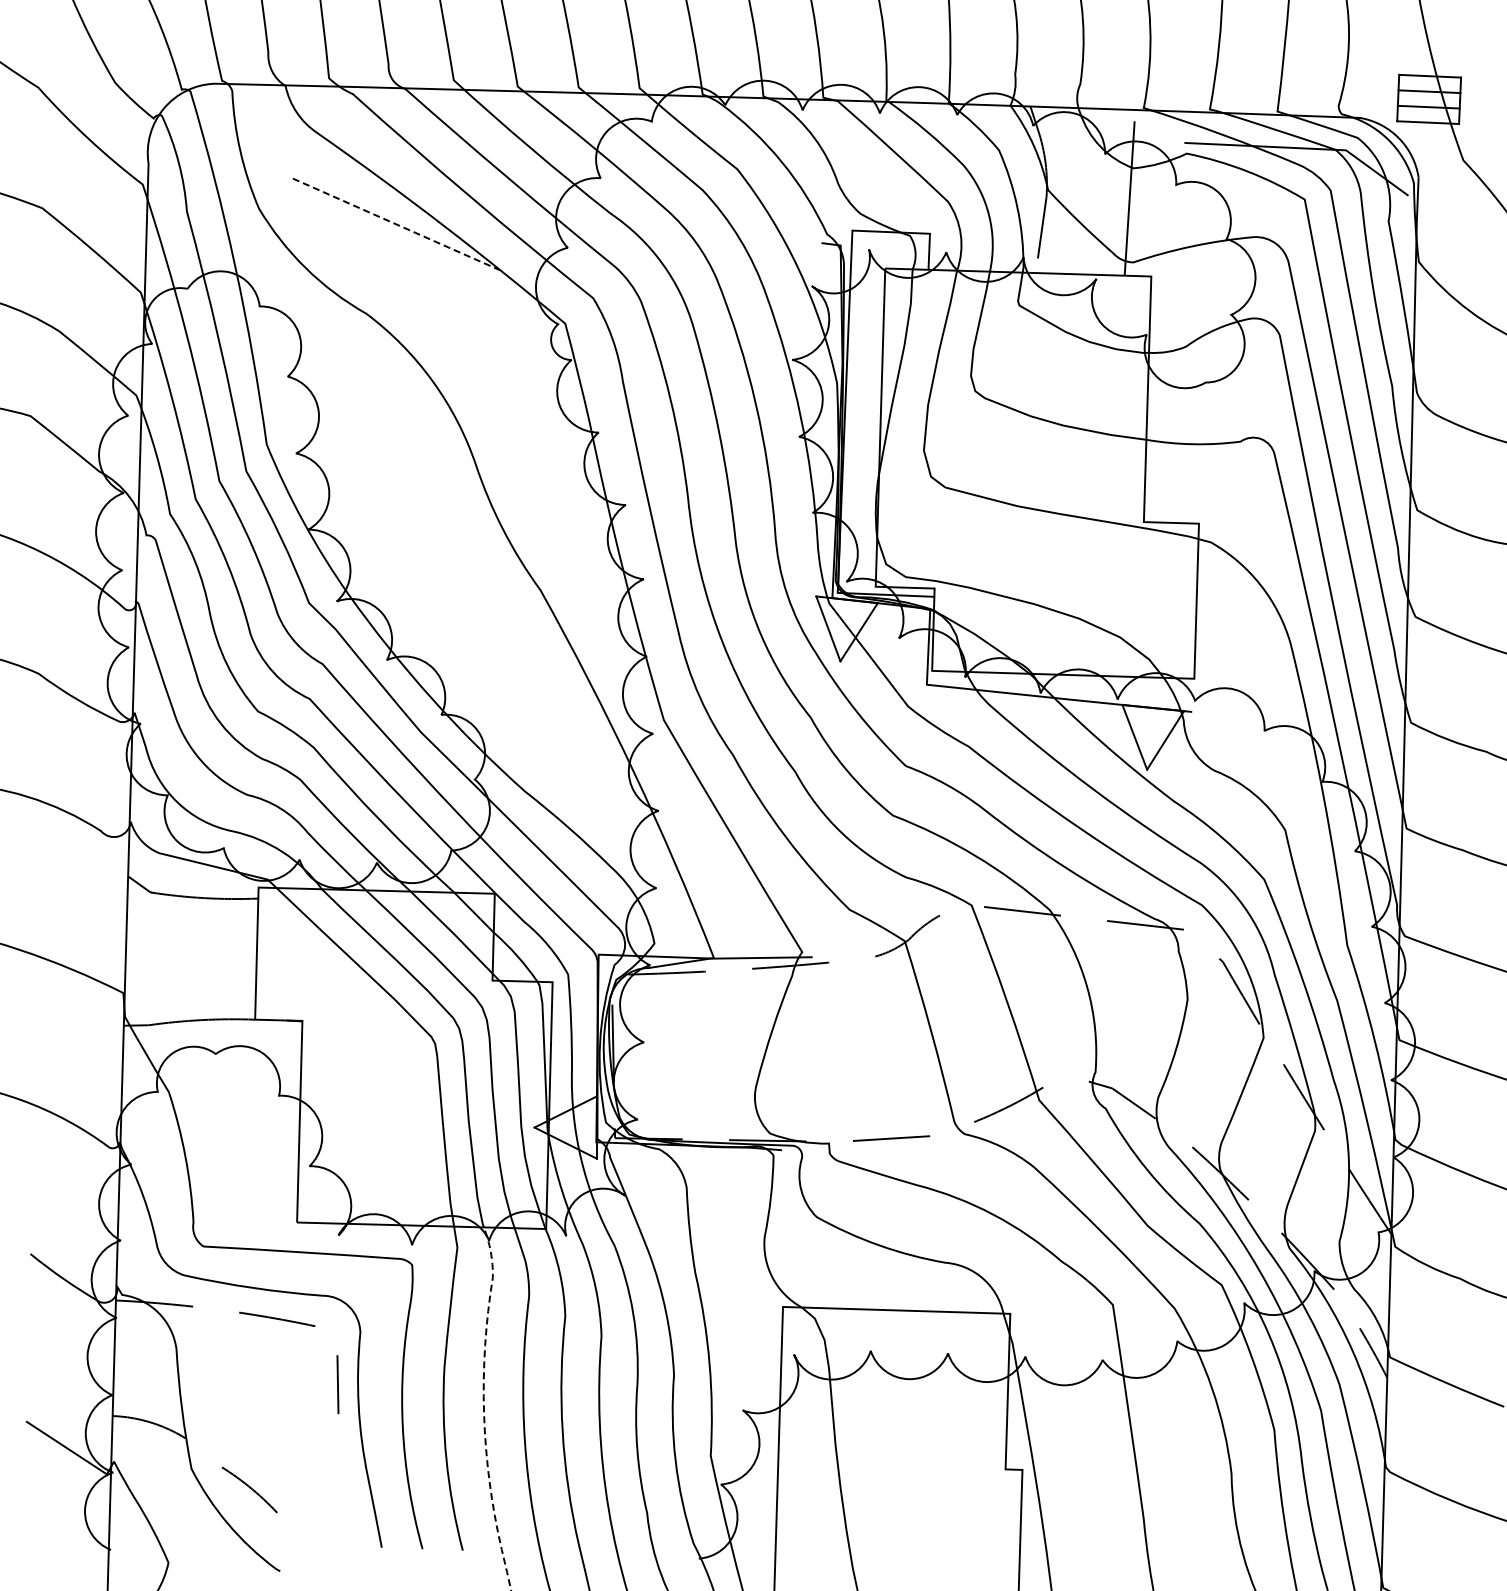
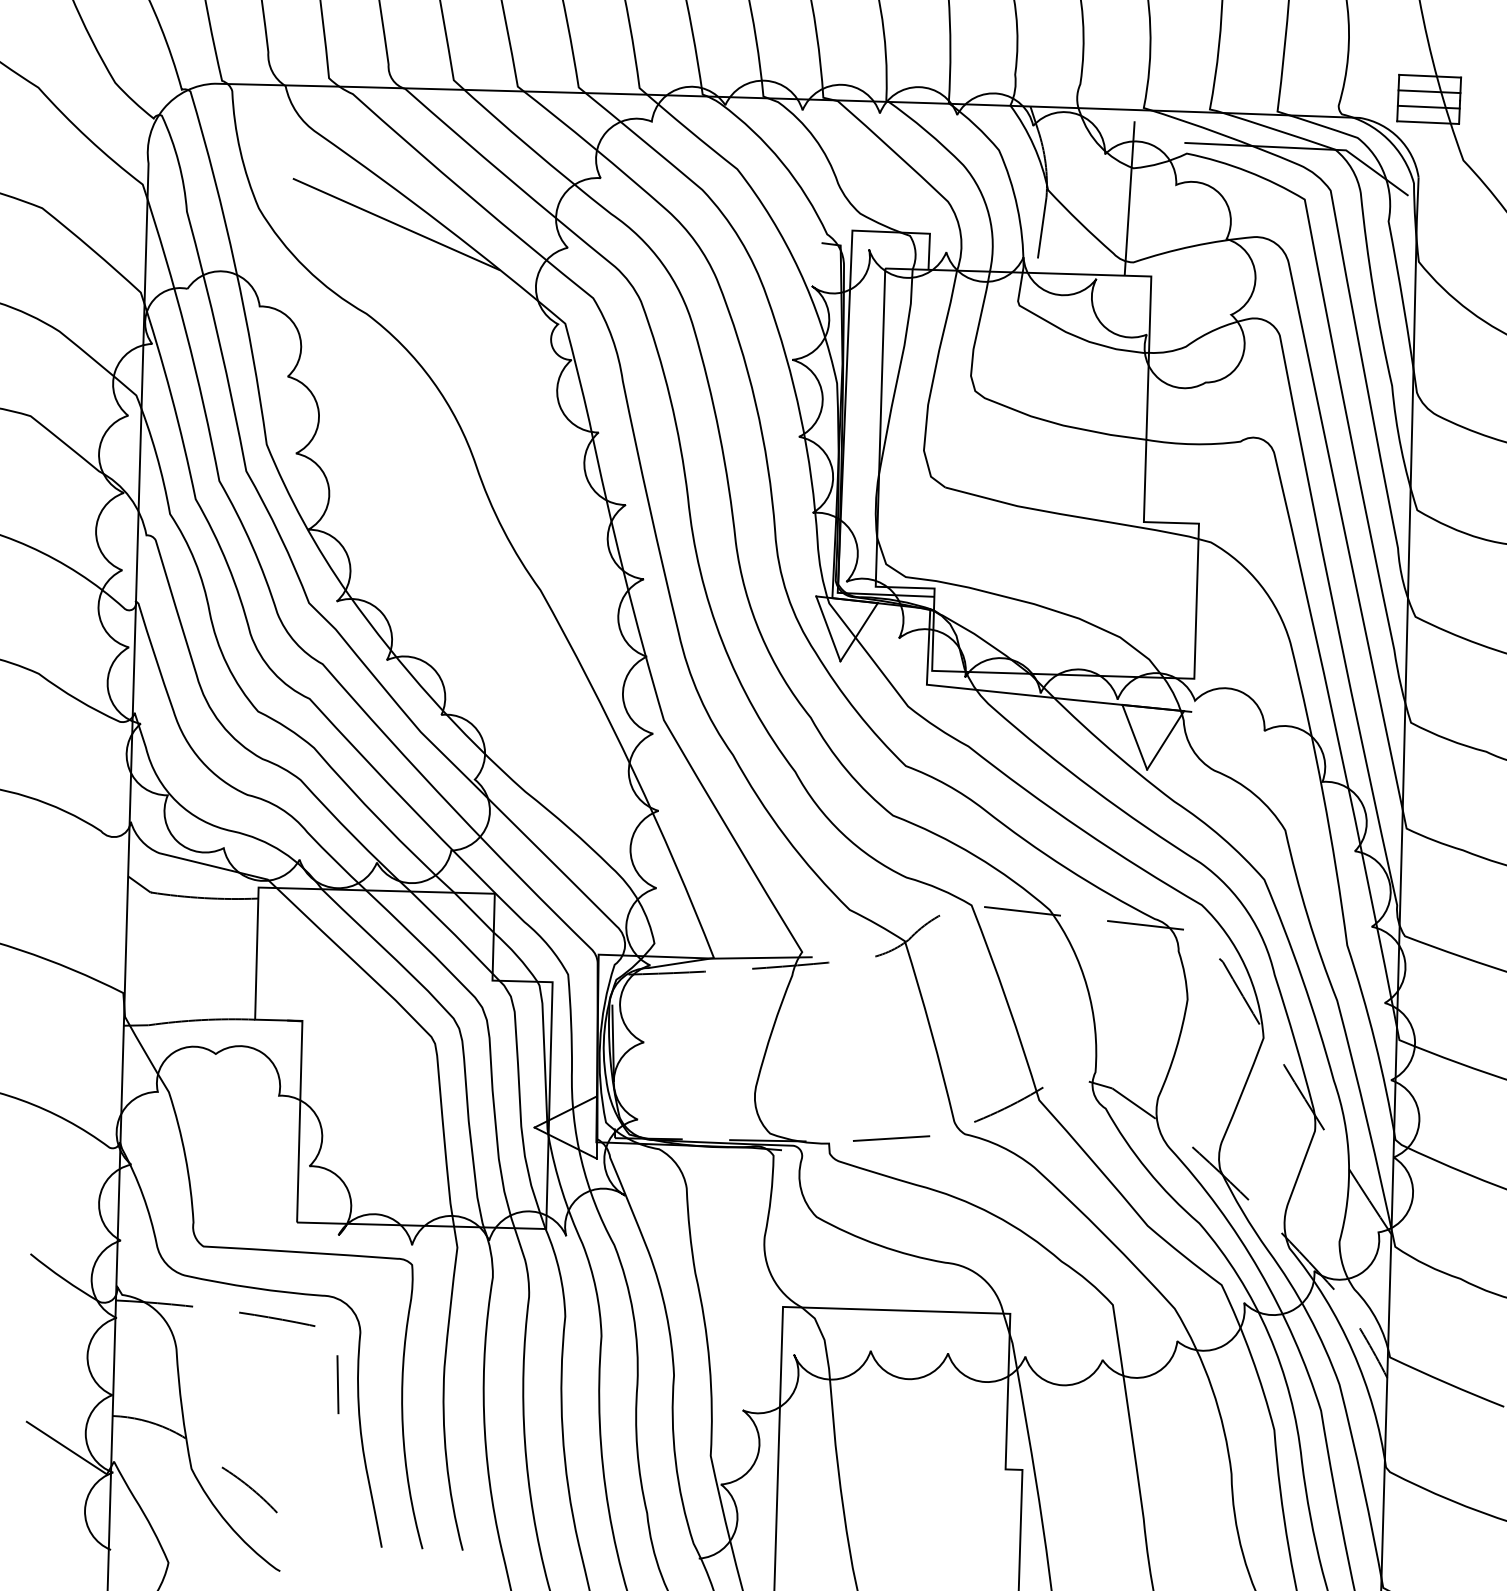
line: dashed -> solid (396, 224)
line: dashed -> solid (484, 1408)
